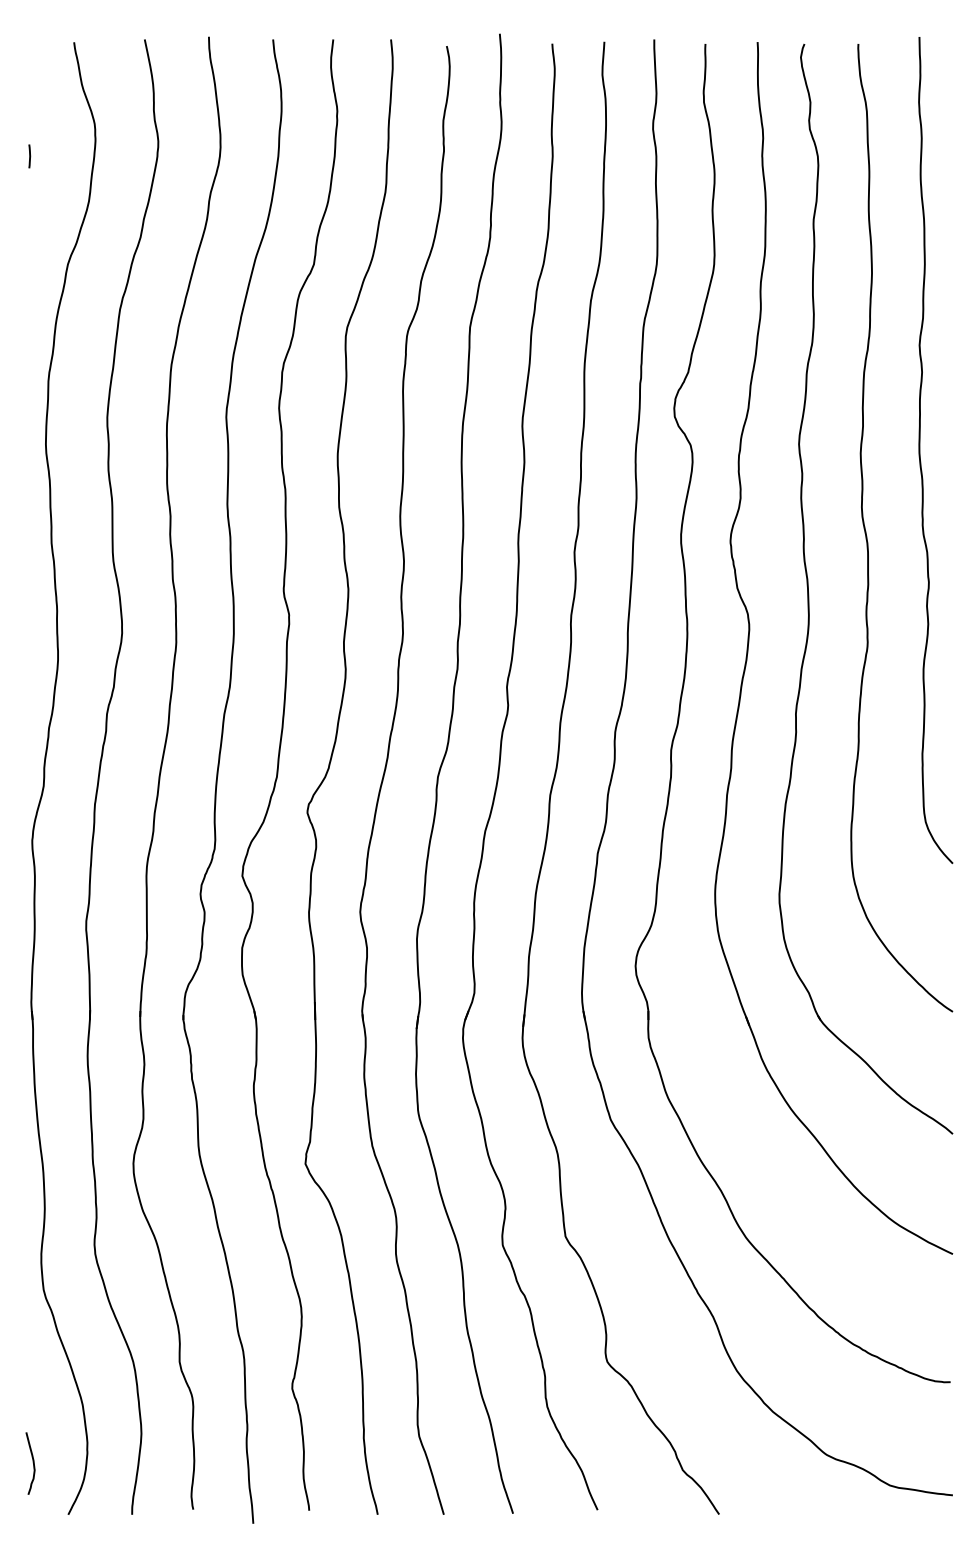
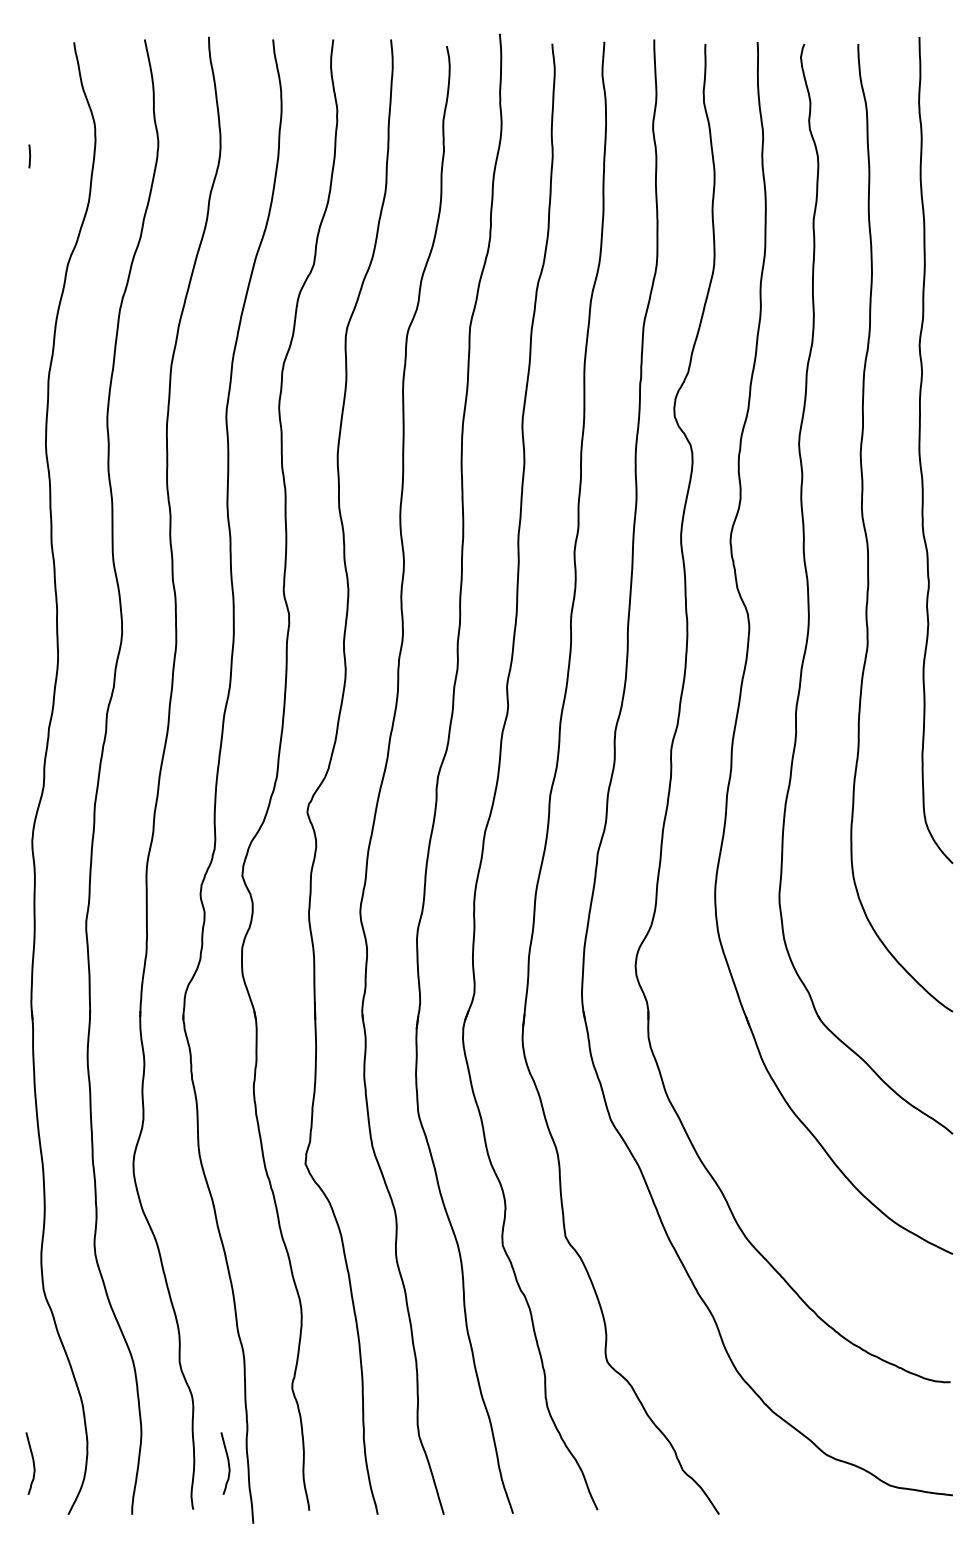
curve: none -> present (227, 1462)
